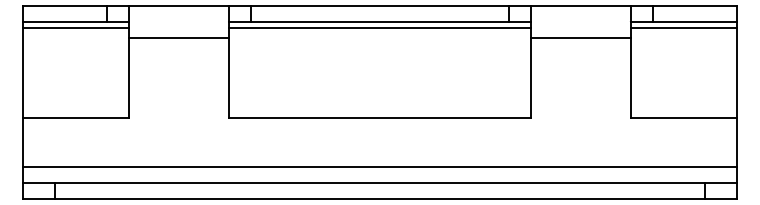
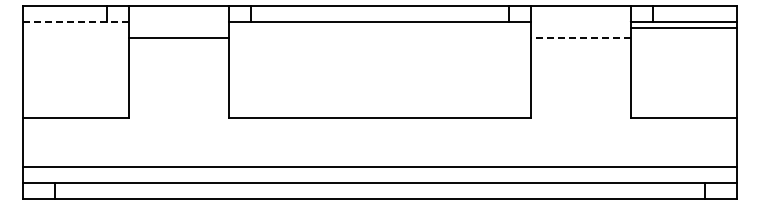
line: solid -> dashed (75, 21)
line: present -> none (75, 28)
line: present -> none (379, 28)
line: solid -> dashed (580, 37)
